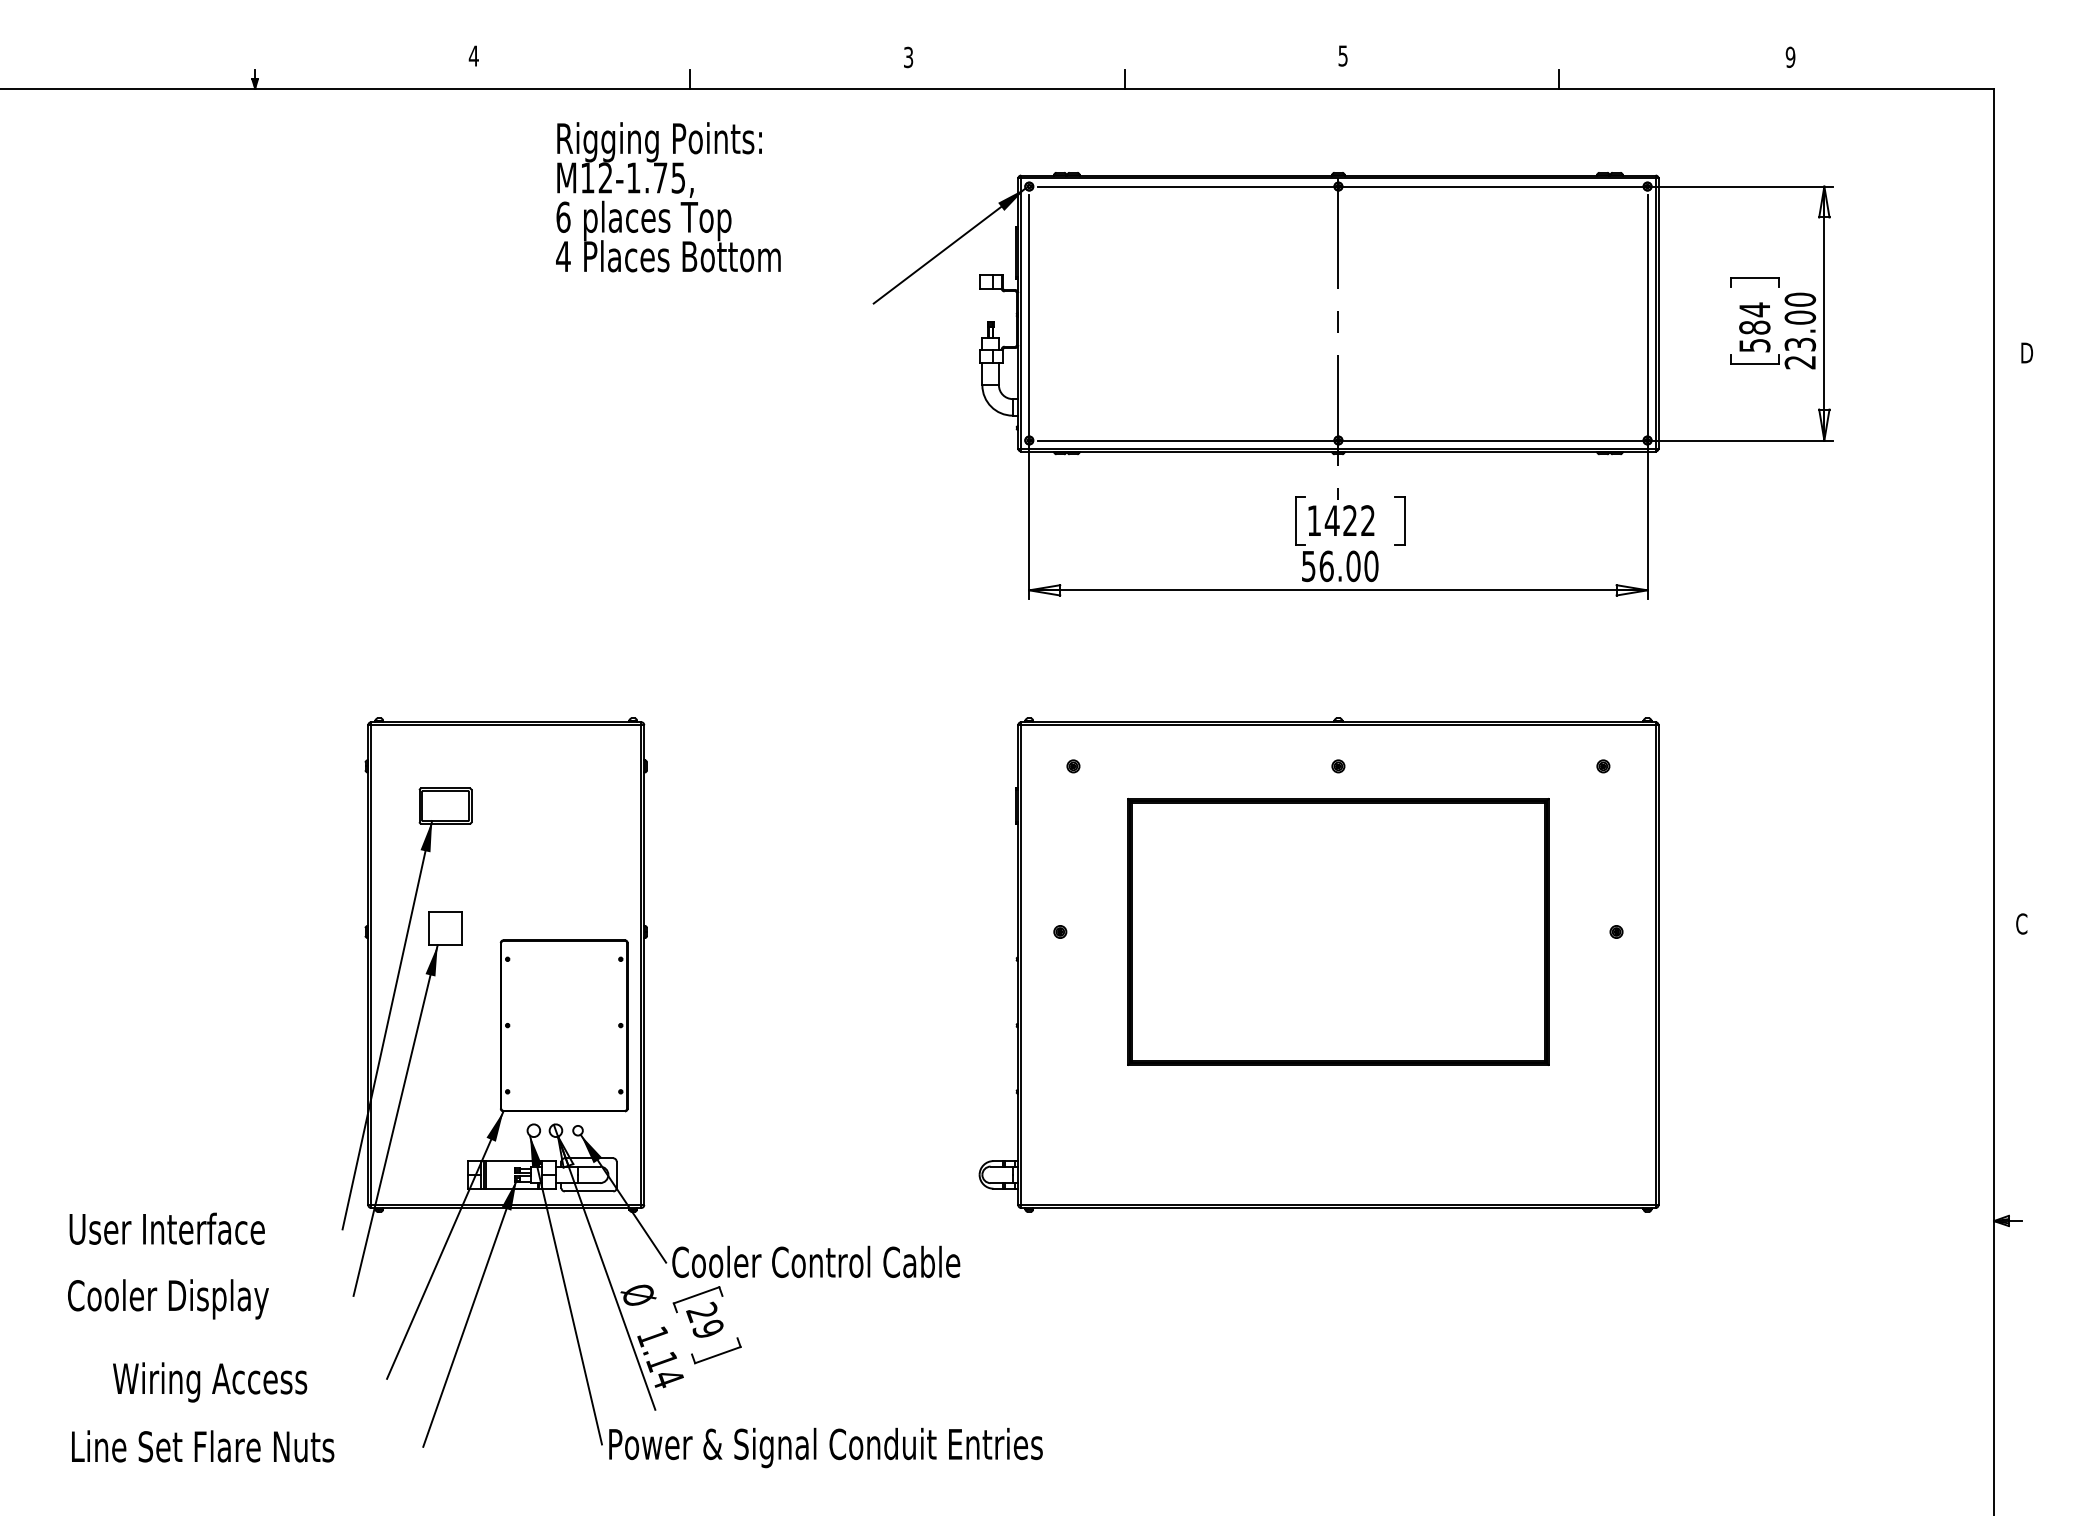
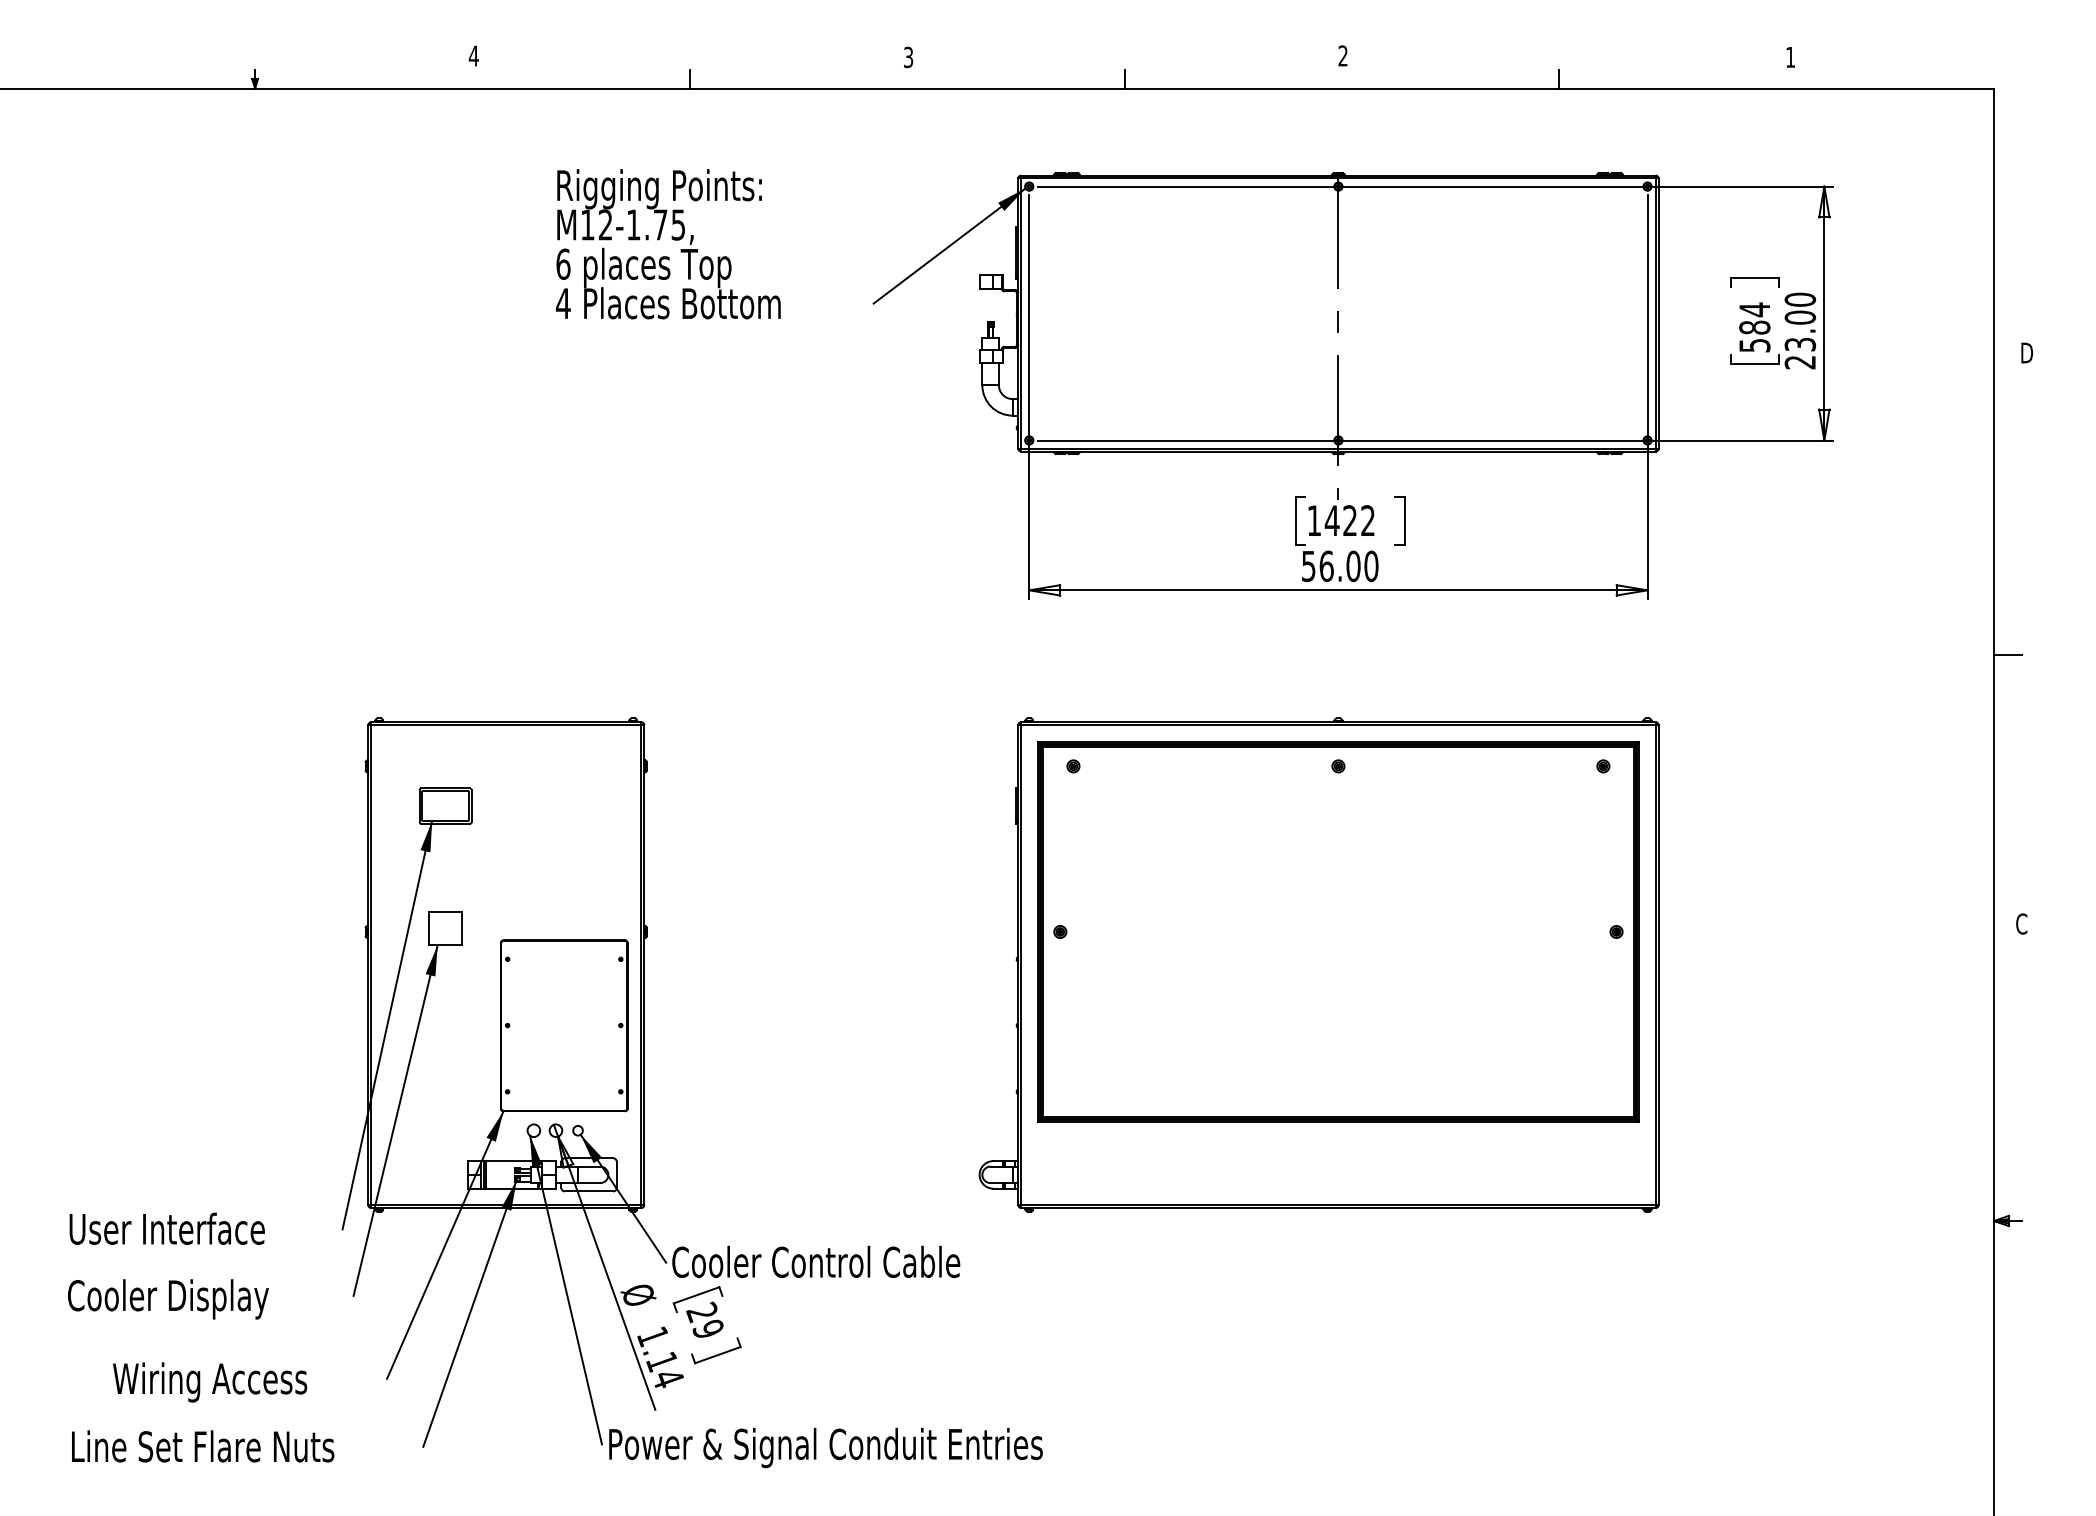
text: 5 -> 2 (1342, 55)
text: 9 -> 1 (1790, 56)
text position: (668, 197) -> (668, 244) (668, 244)
line: none -> present (2007, 655)
part size: 423x268 px -> 603x382 px (1338, 931)
